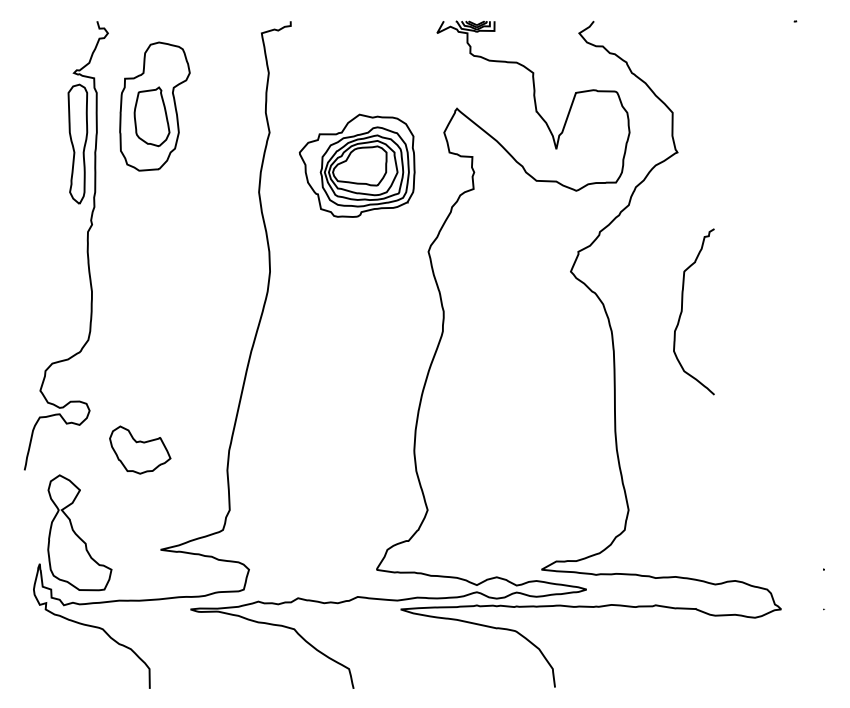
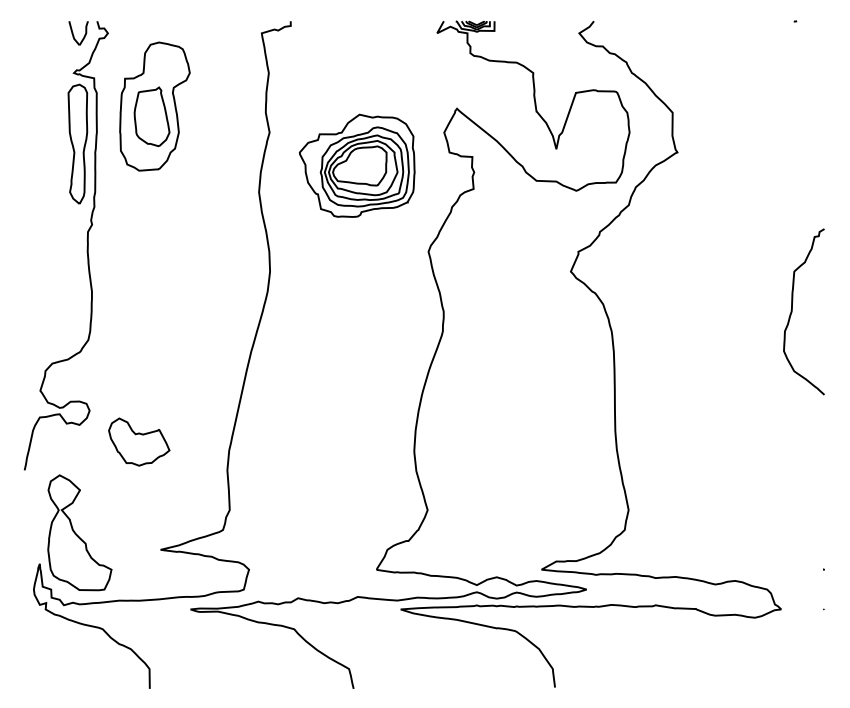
part: none -> present (78, 33)
curve position: (682, 311) -> (792, 311) (792, 311)
part position: (140, 449) -> (139, 441) (139, 441)
